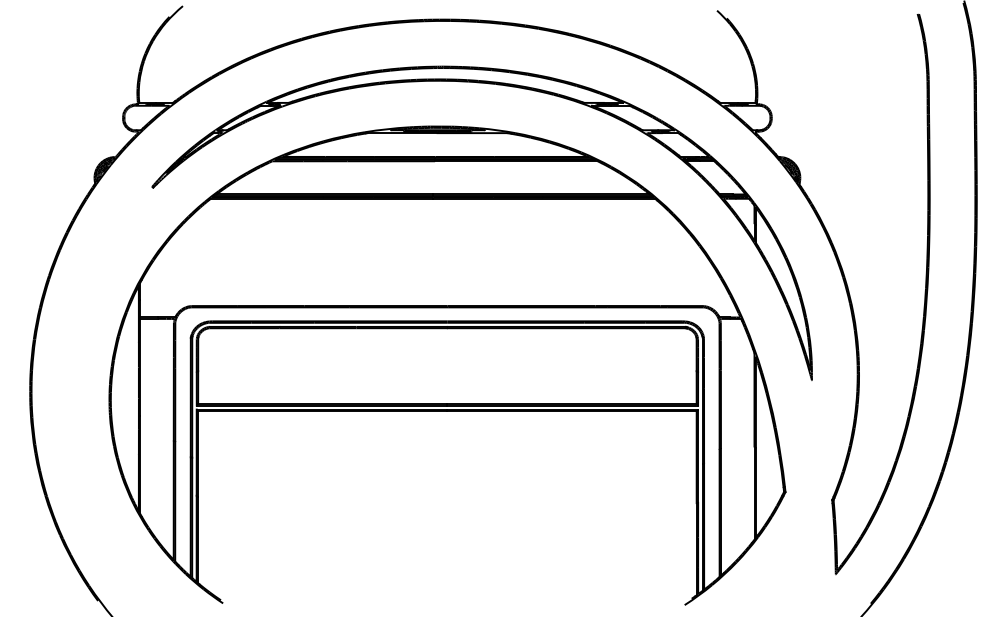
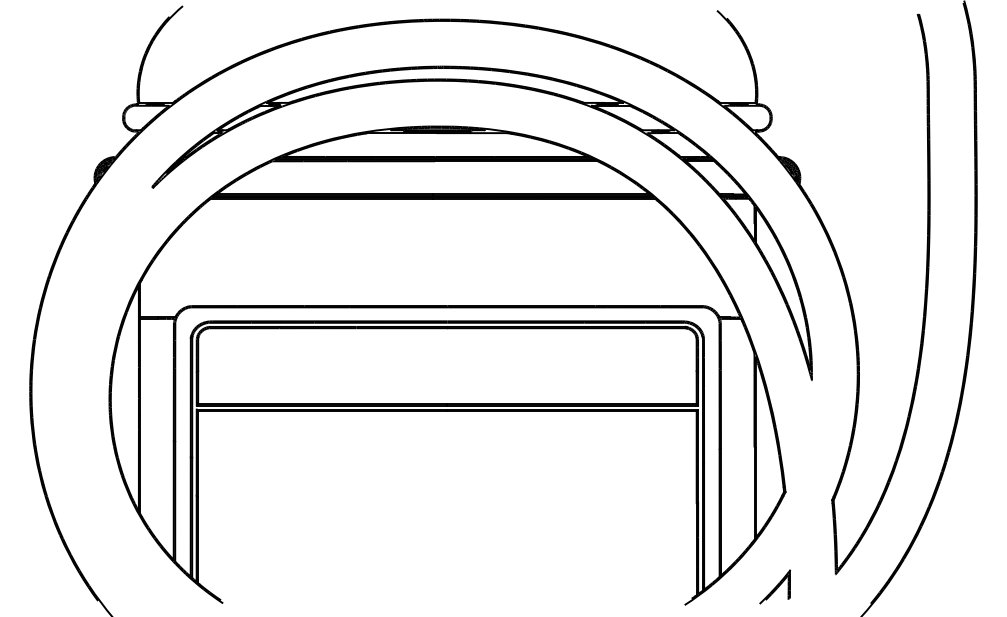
part: none -> present (774, 586)
